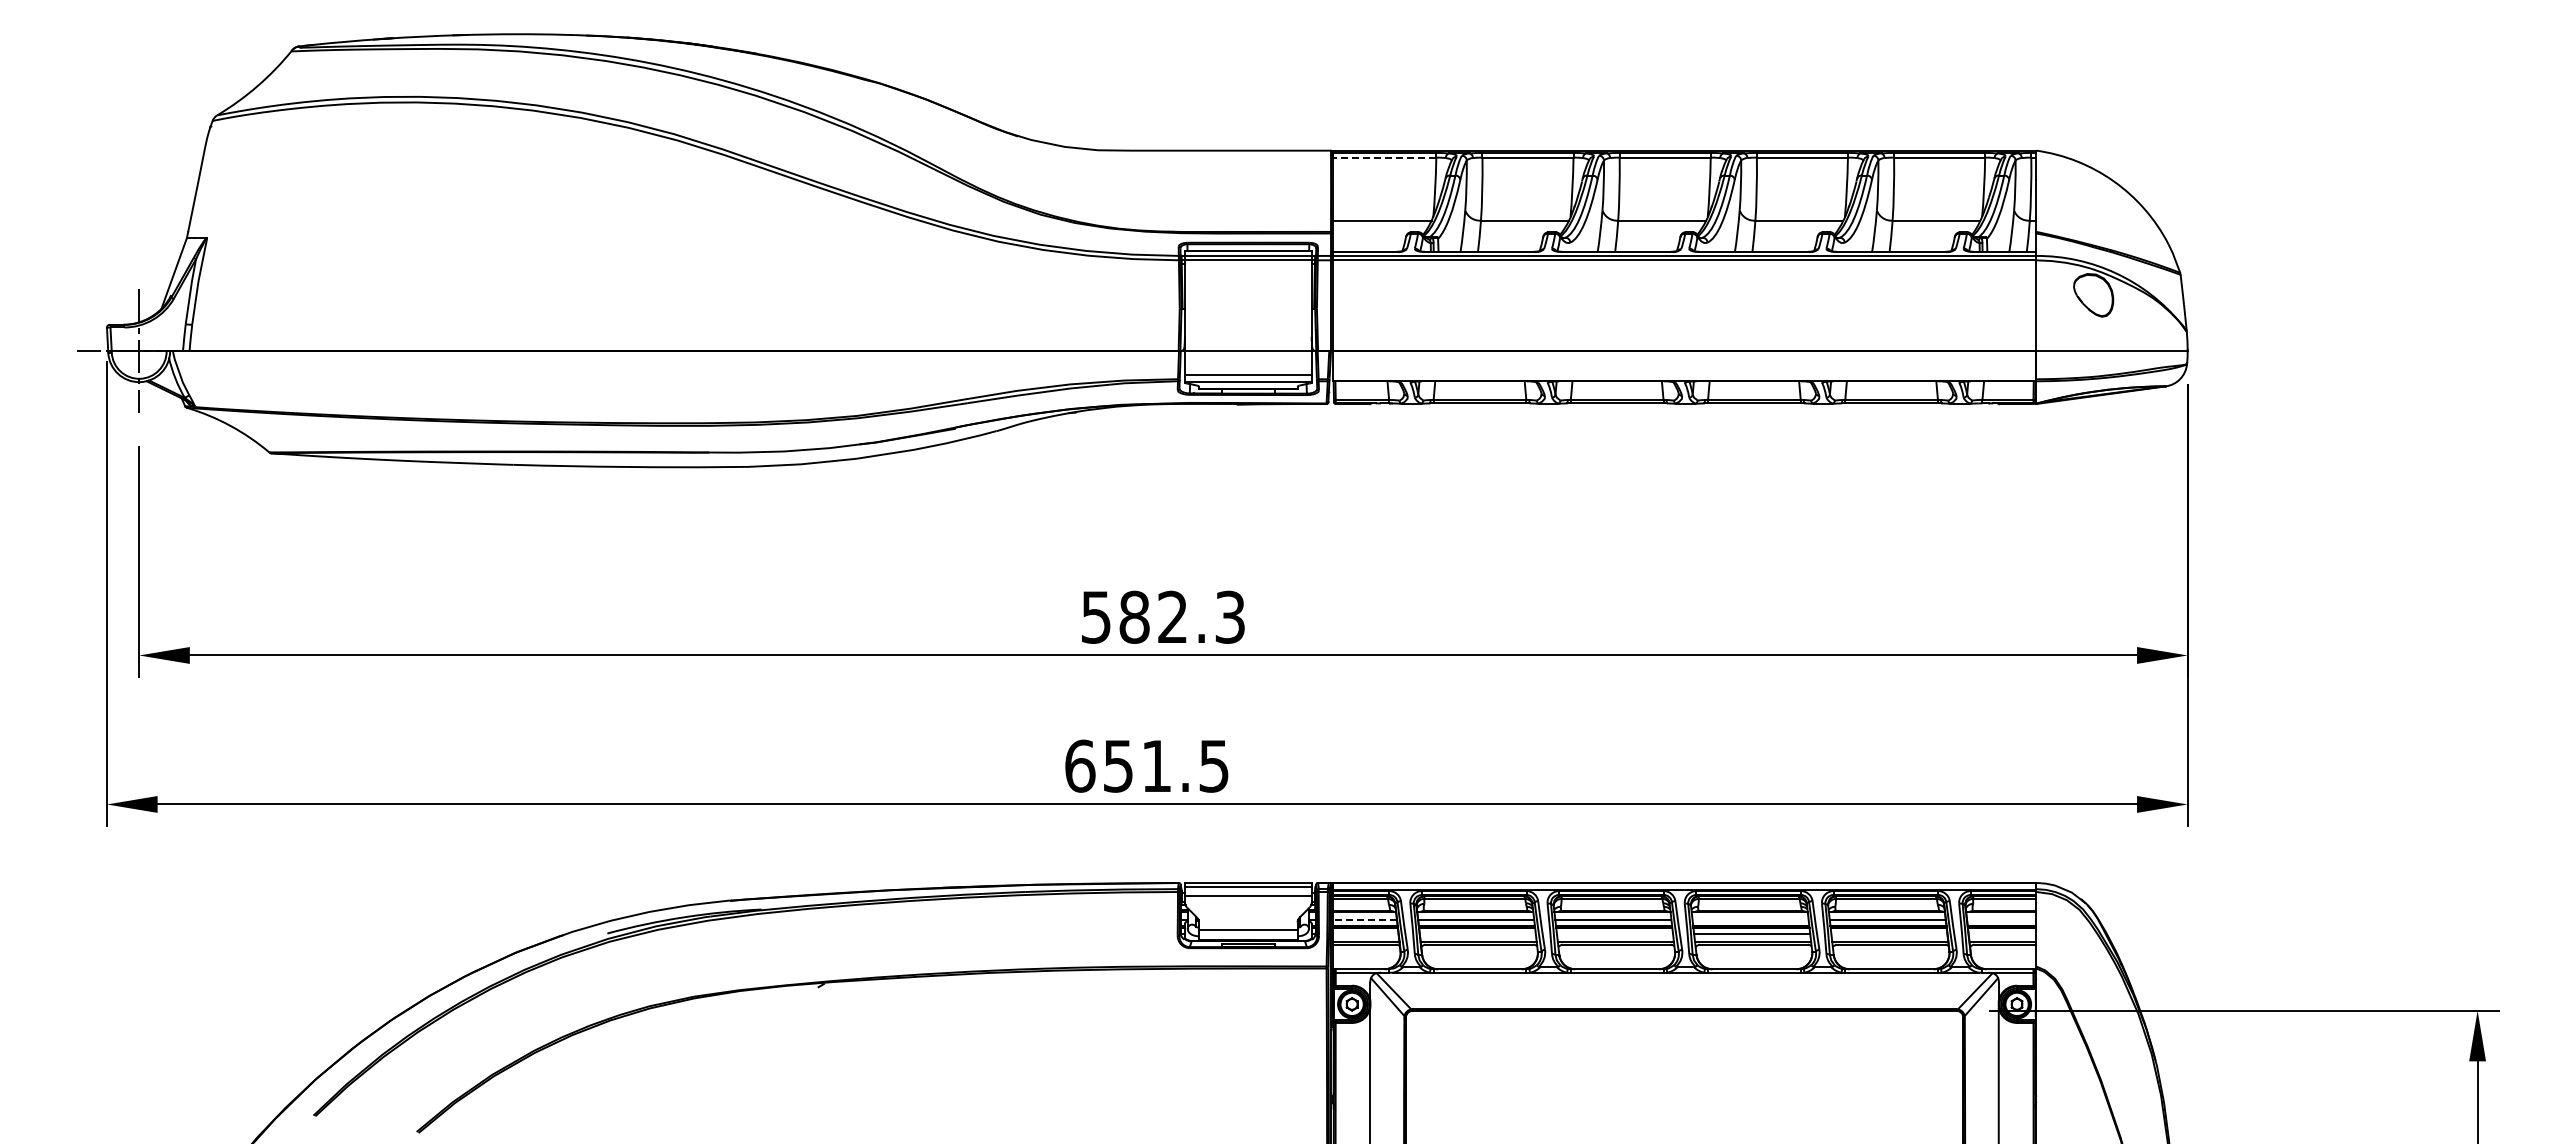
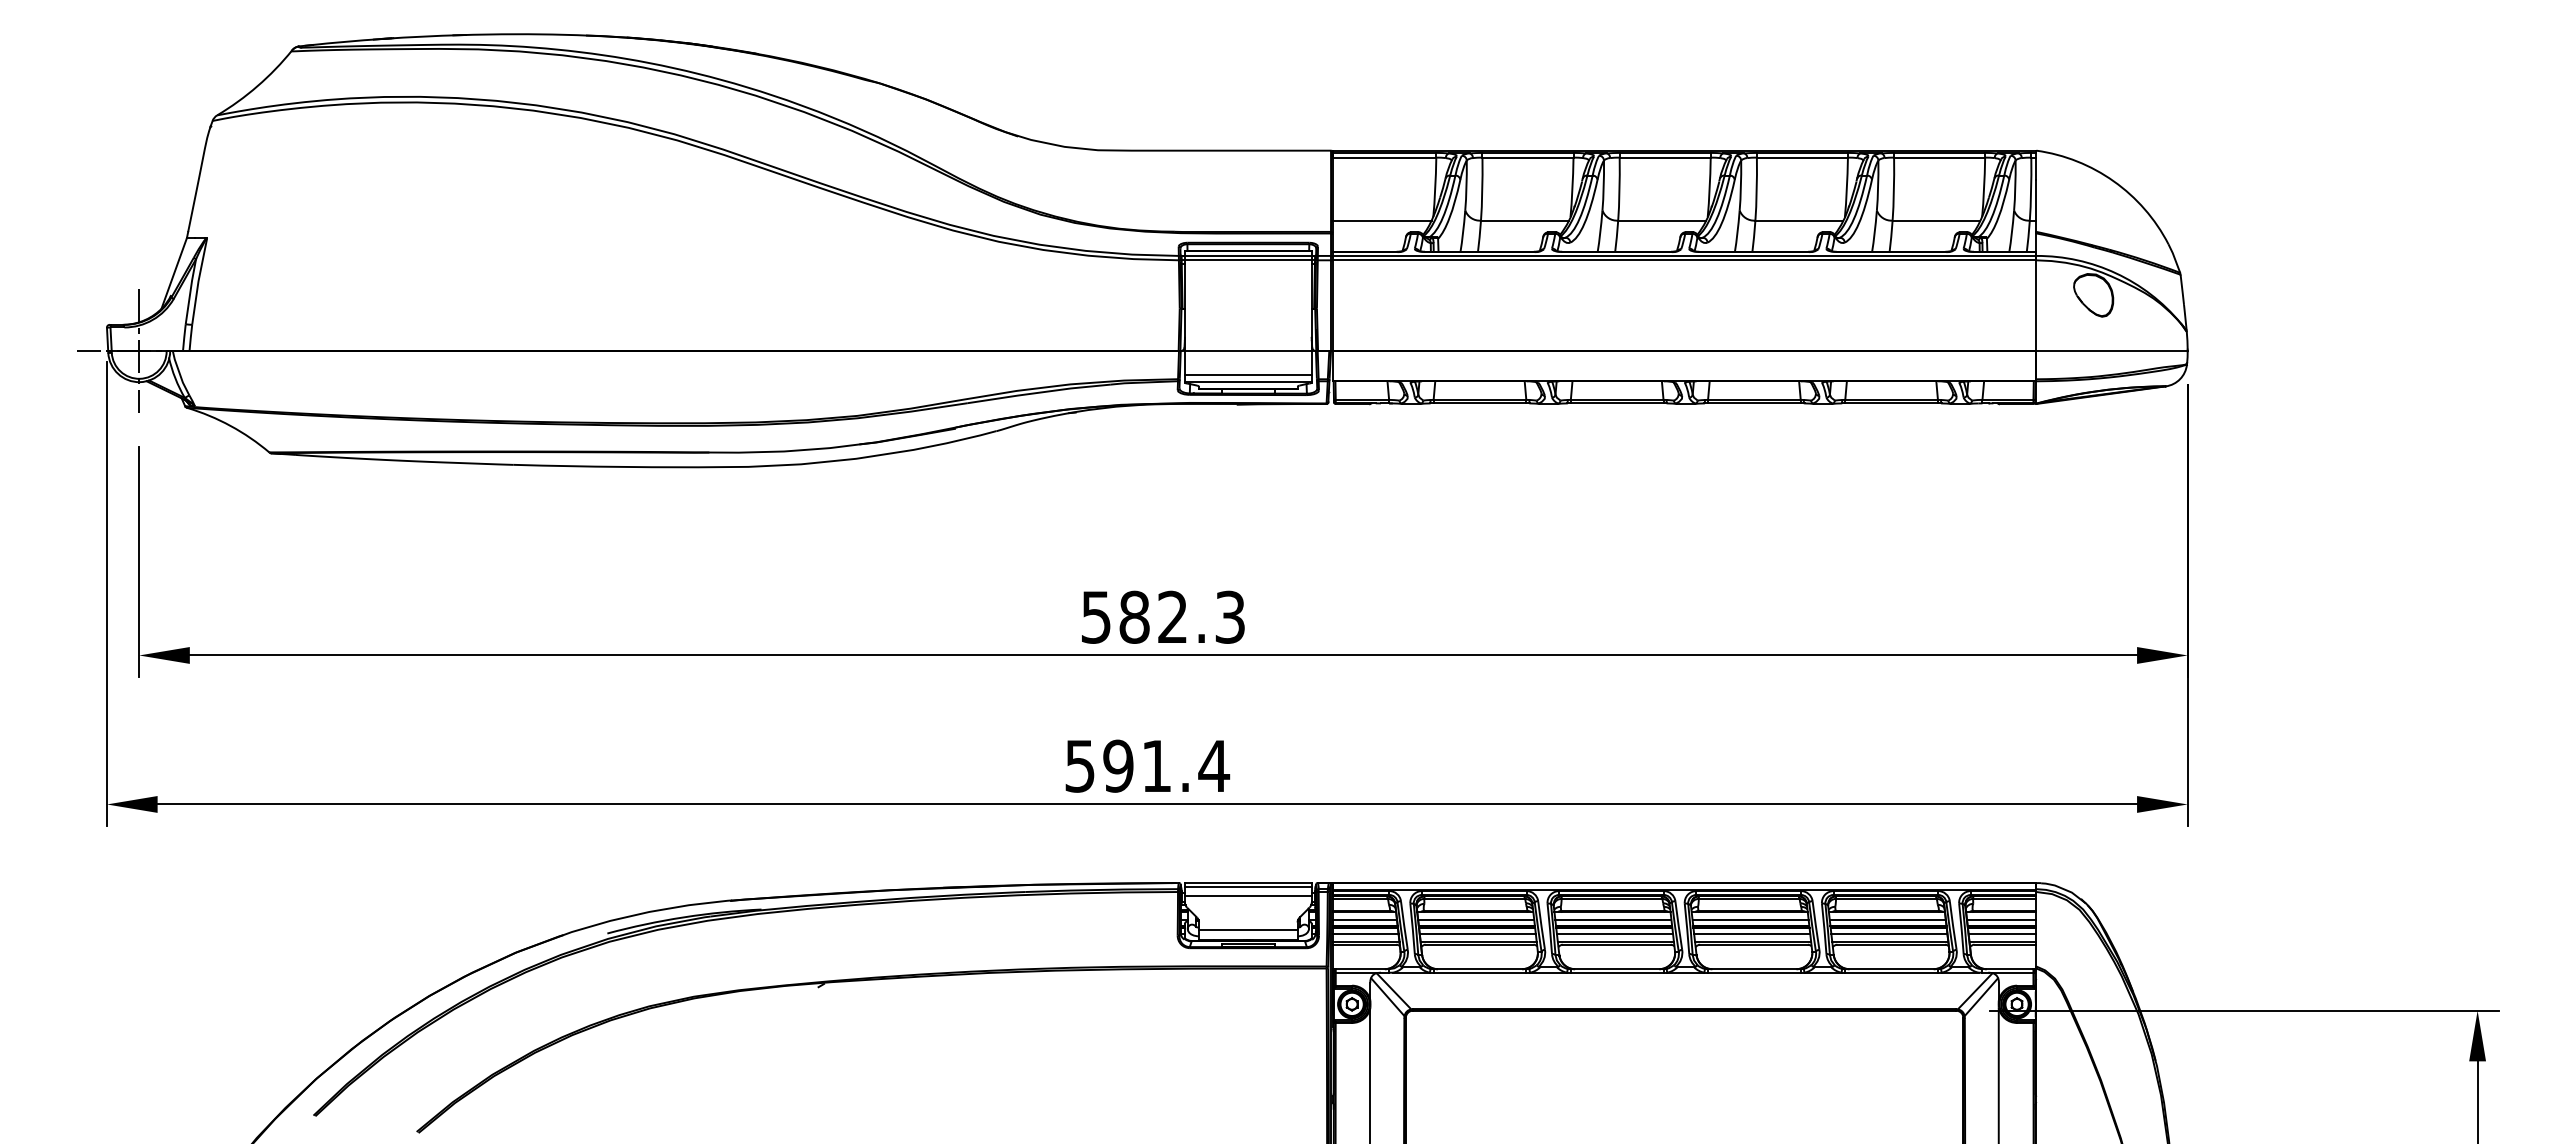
line: dashed -> solid (1384, 157)
text: 651.5 -> 591.4 (1147, 765)
line: dashed -> solid (1364, 919)
line: none -> present (1750, 919)
line: none -> present (2001, 919)
line: none -> present (1365, 934)
line: none -> present (1477, 934)
line: none -> present (1614, 934)
line: none -> present (1889, 934)
line: none -> present (2002, 934)
